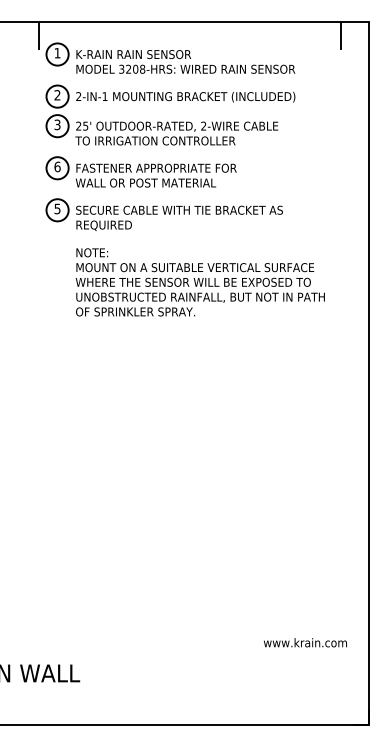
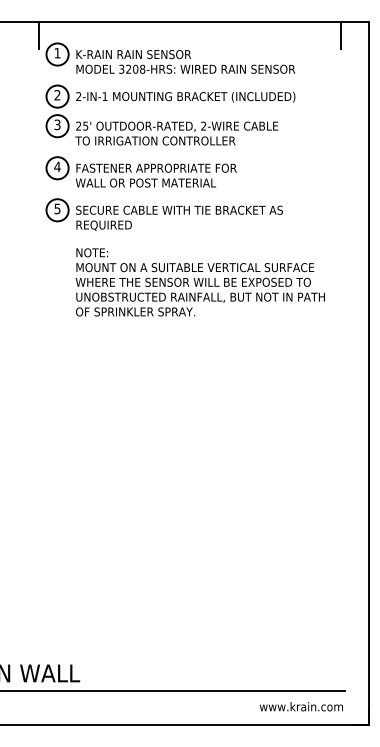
text: 6 -> 4 (57, 166)
text position: (305, 642) -> (301, 706) (301, 706)
line: none -> present (173, 690)
